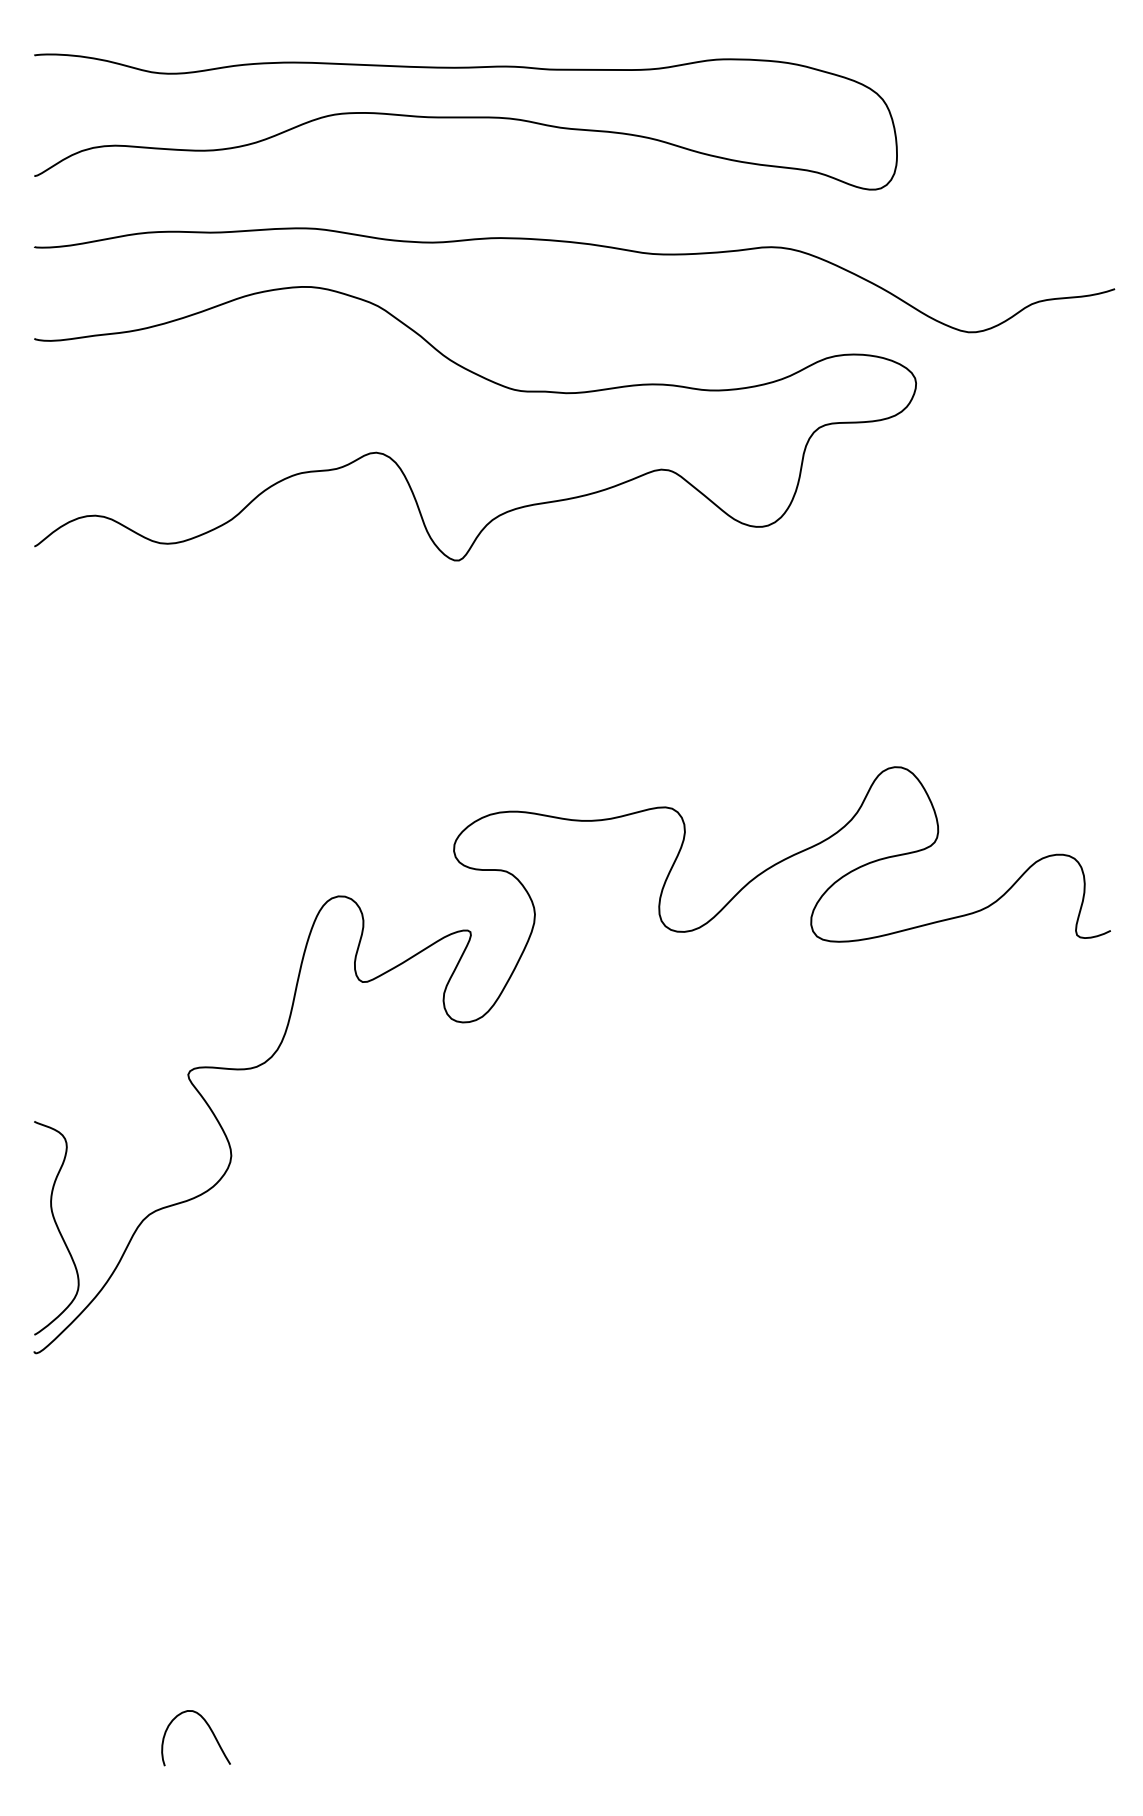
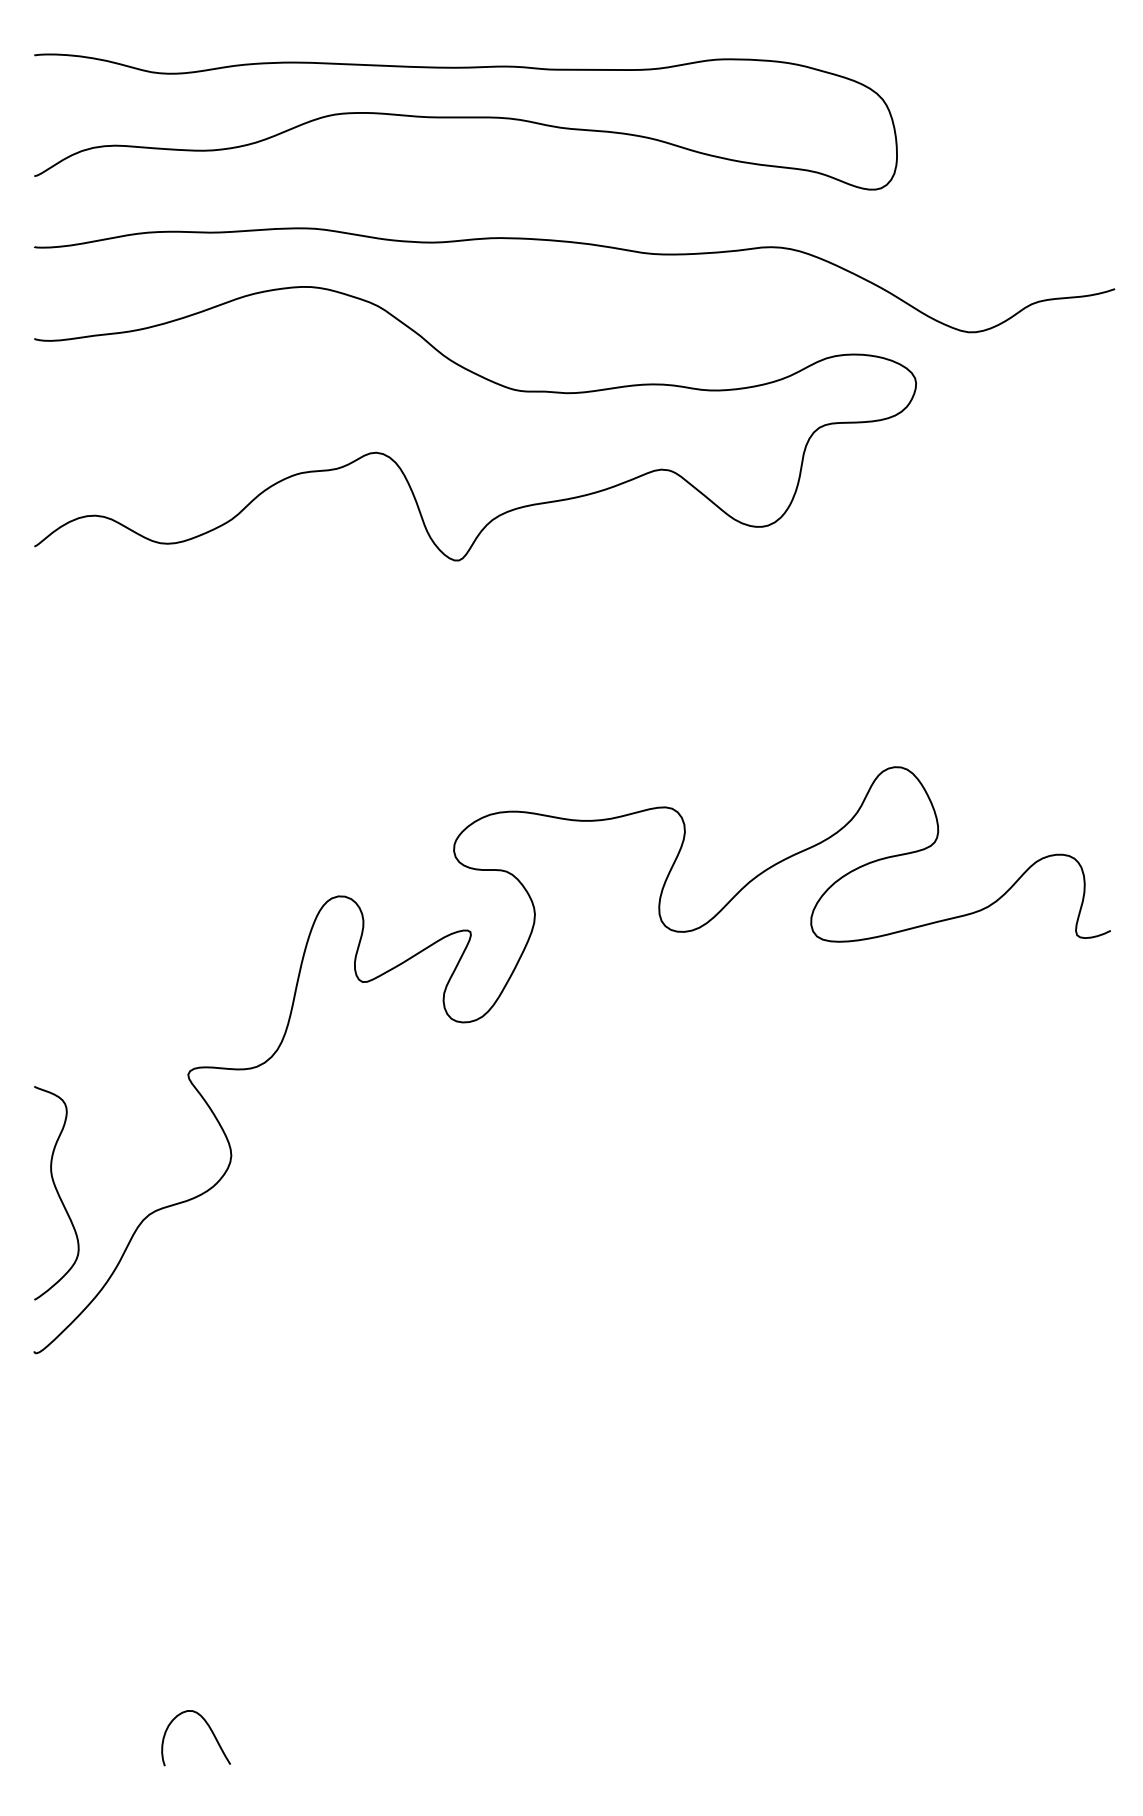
curve position: (56, 1227) -> (56, 1192) (56, 1192)
